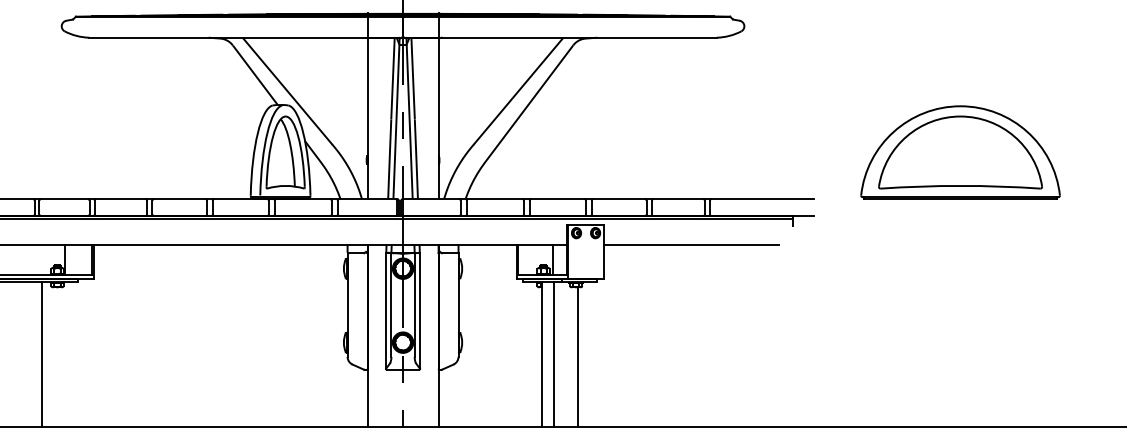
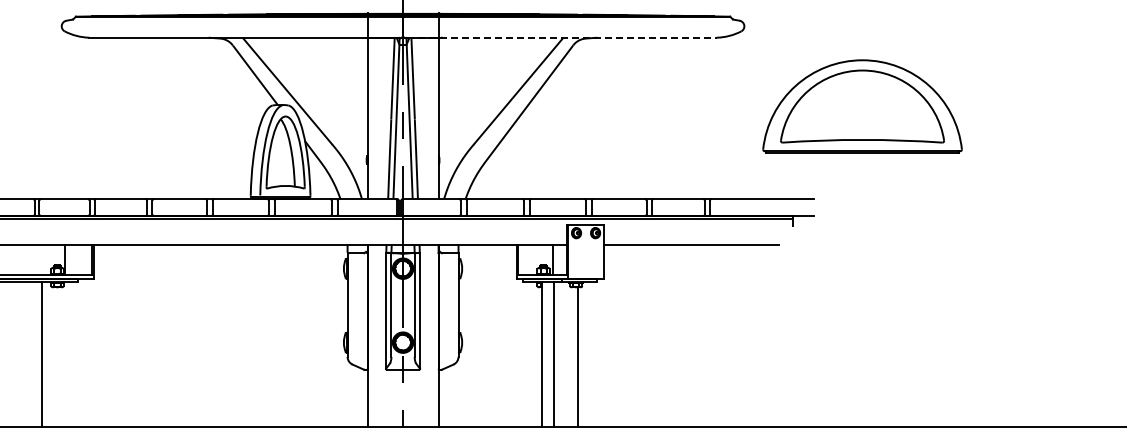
line: solid -> dashed (561, 37)
part position: (960, 152) -> (862, 106) (862, 106)
